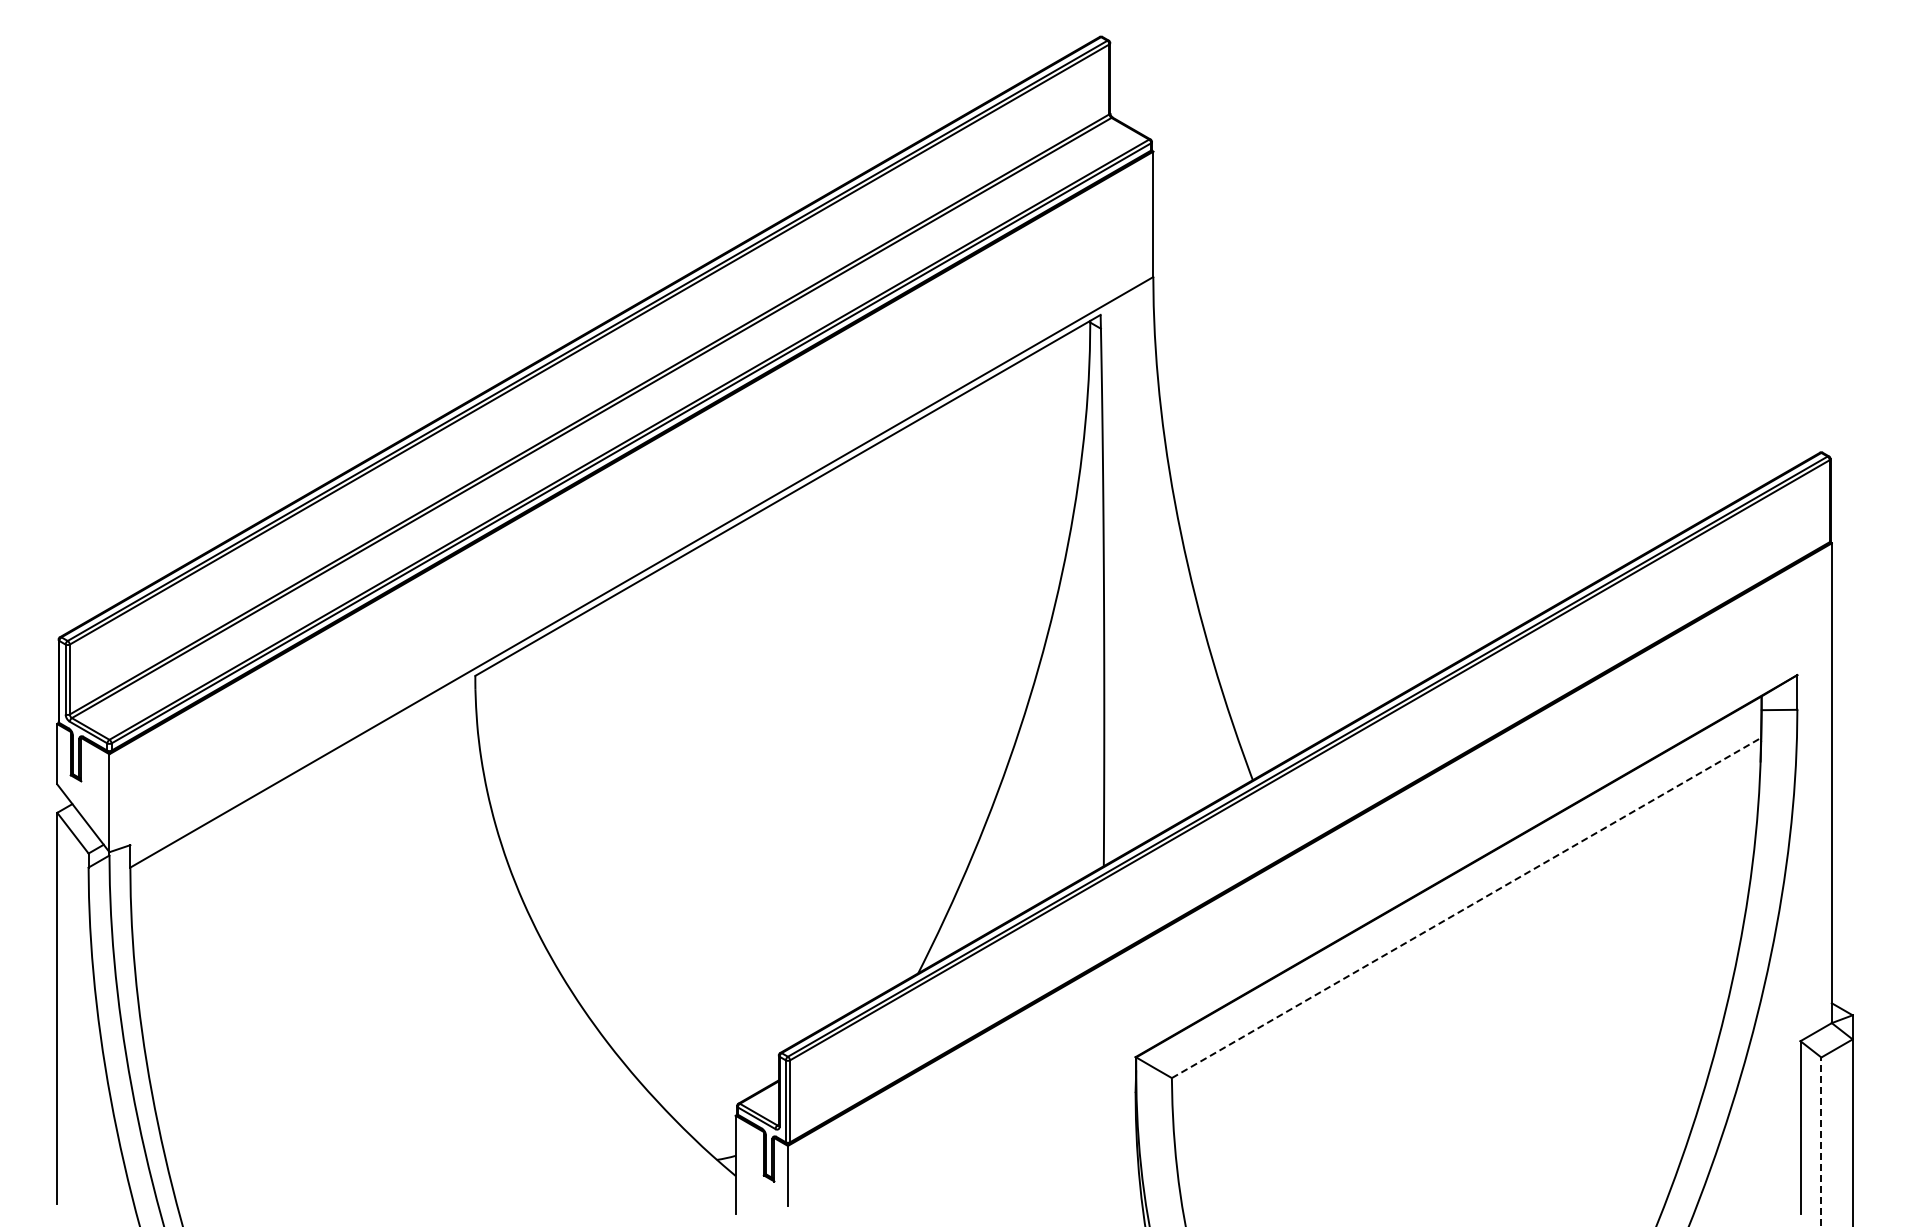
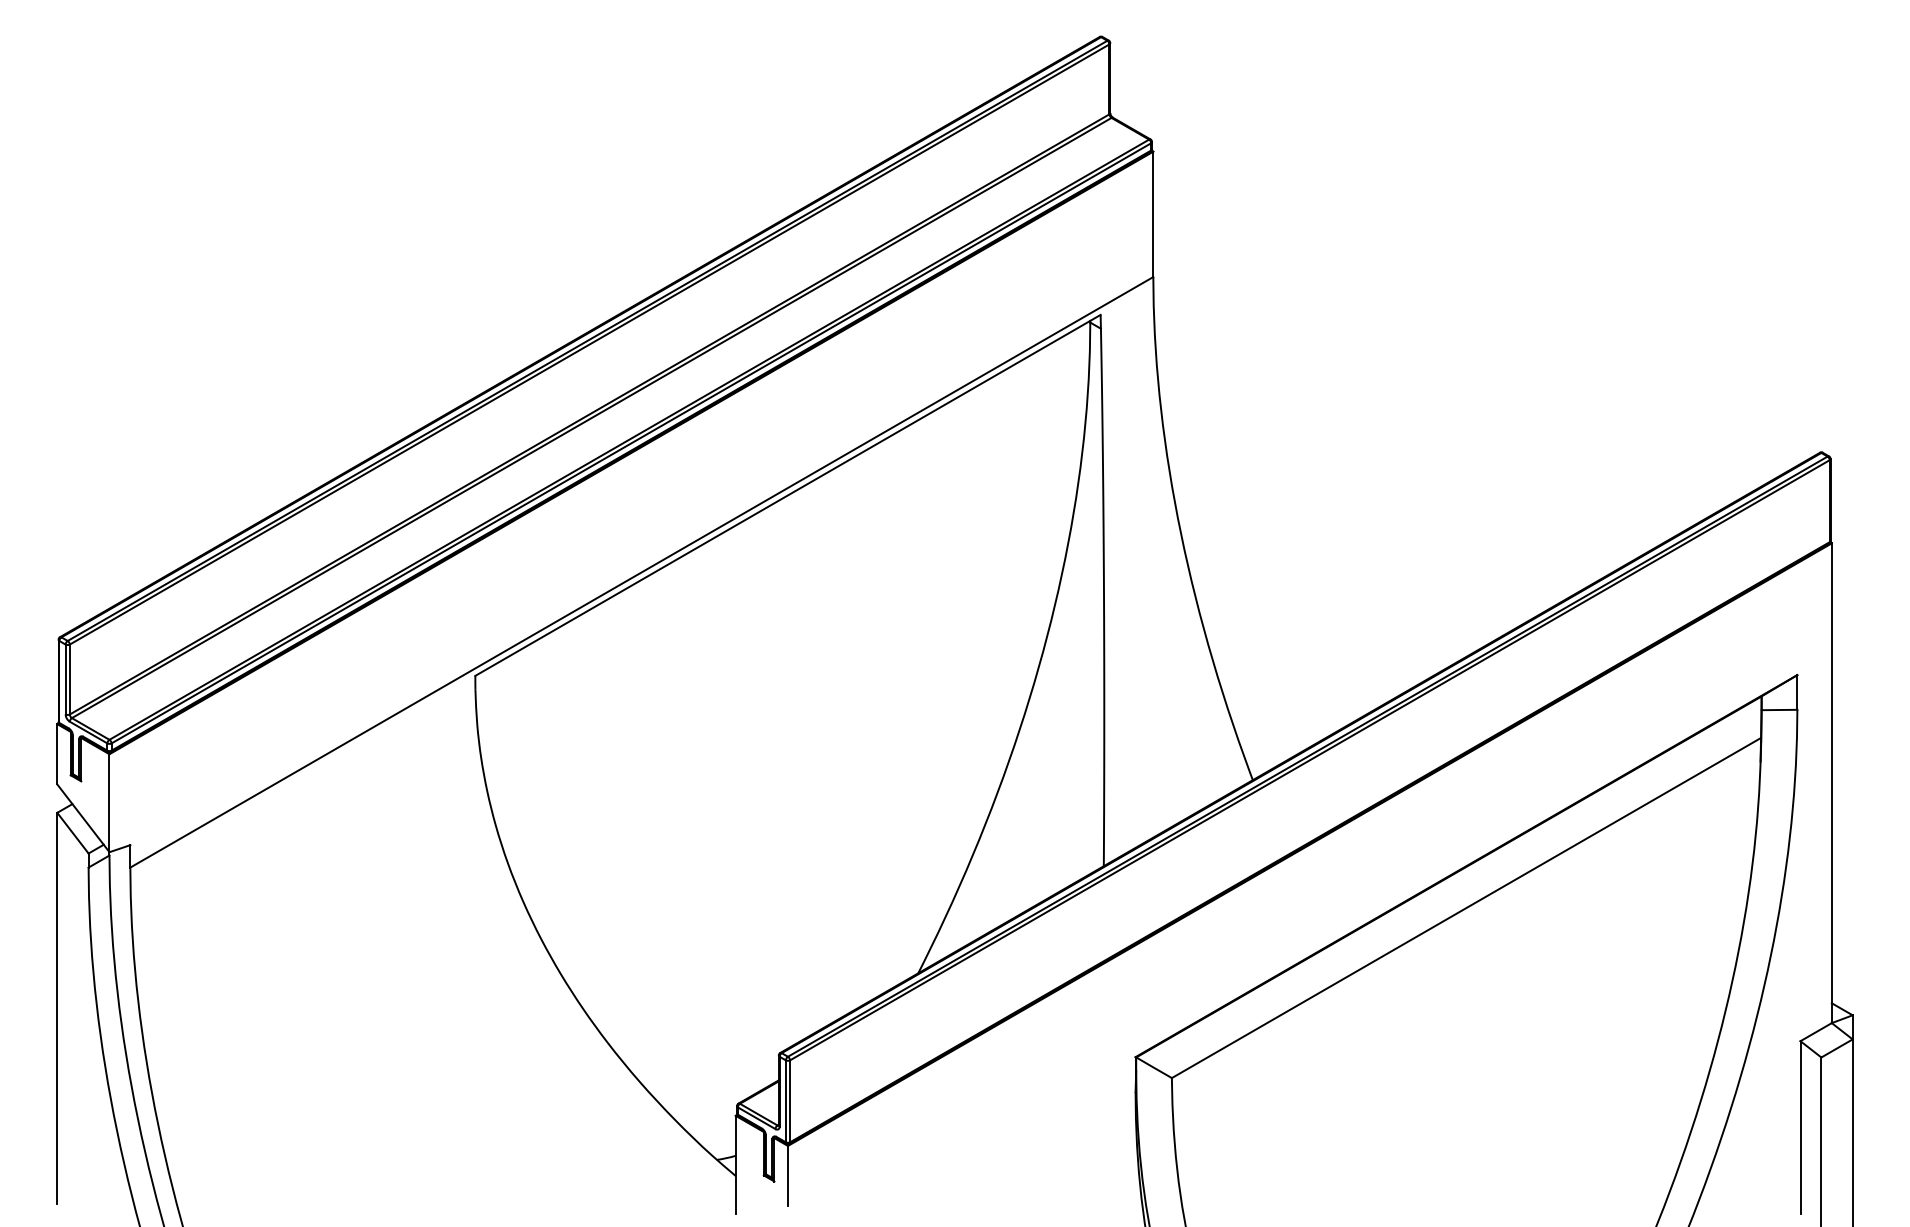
line: dashed -> solid (1466, 907)
line: dashed -> solid (1821, 1141)
